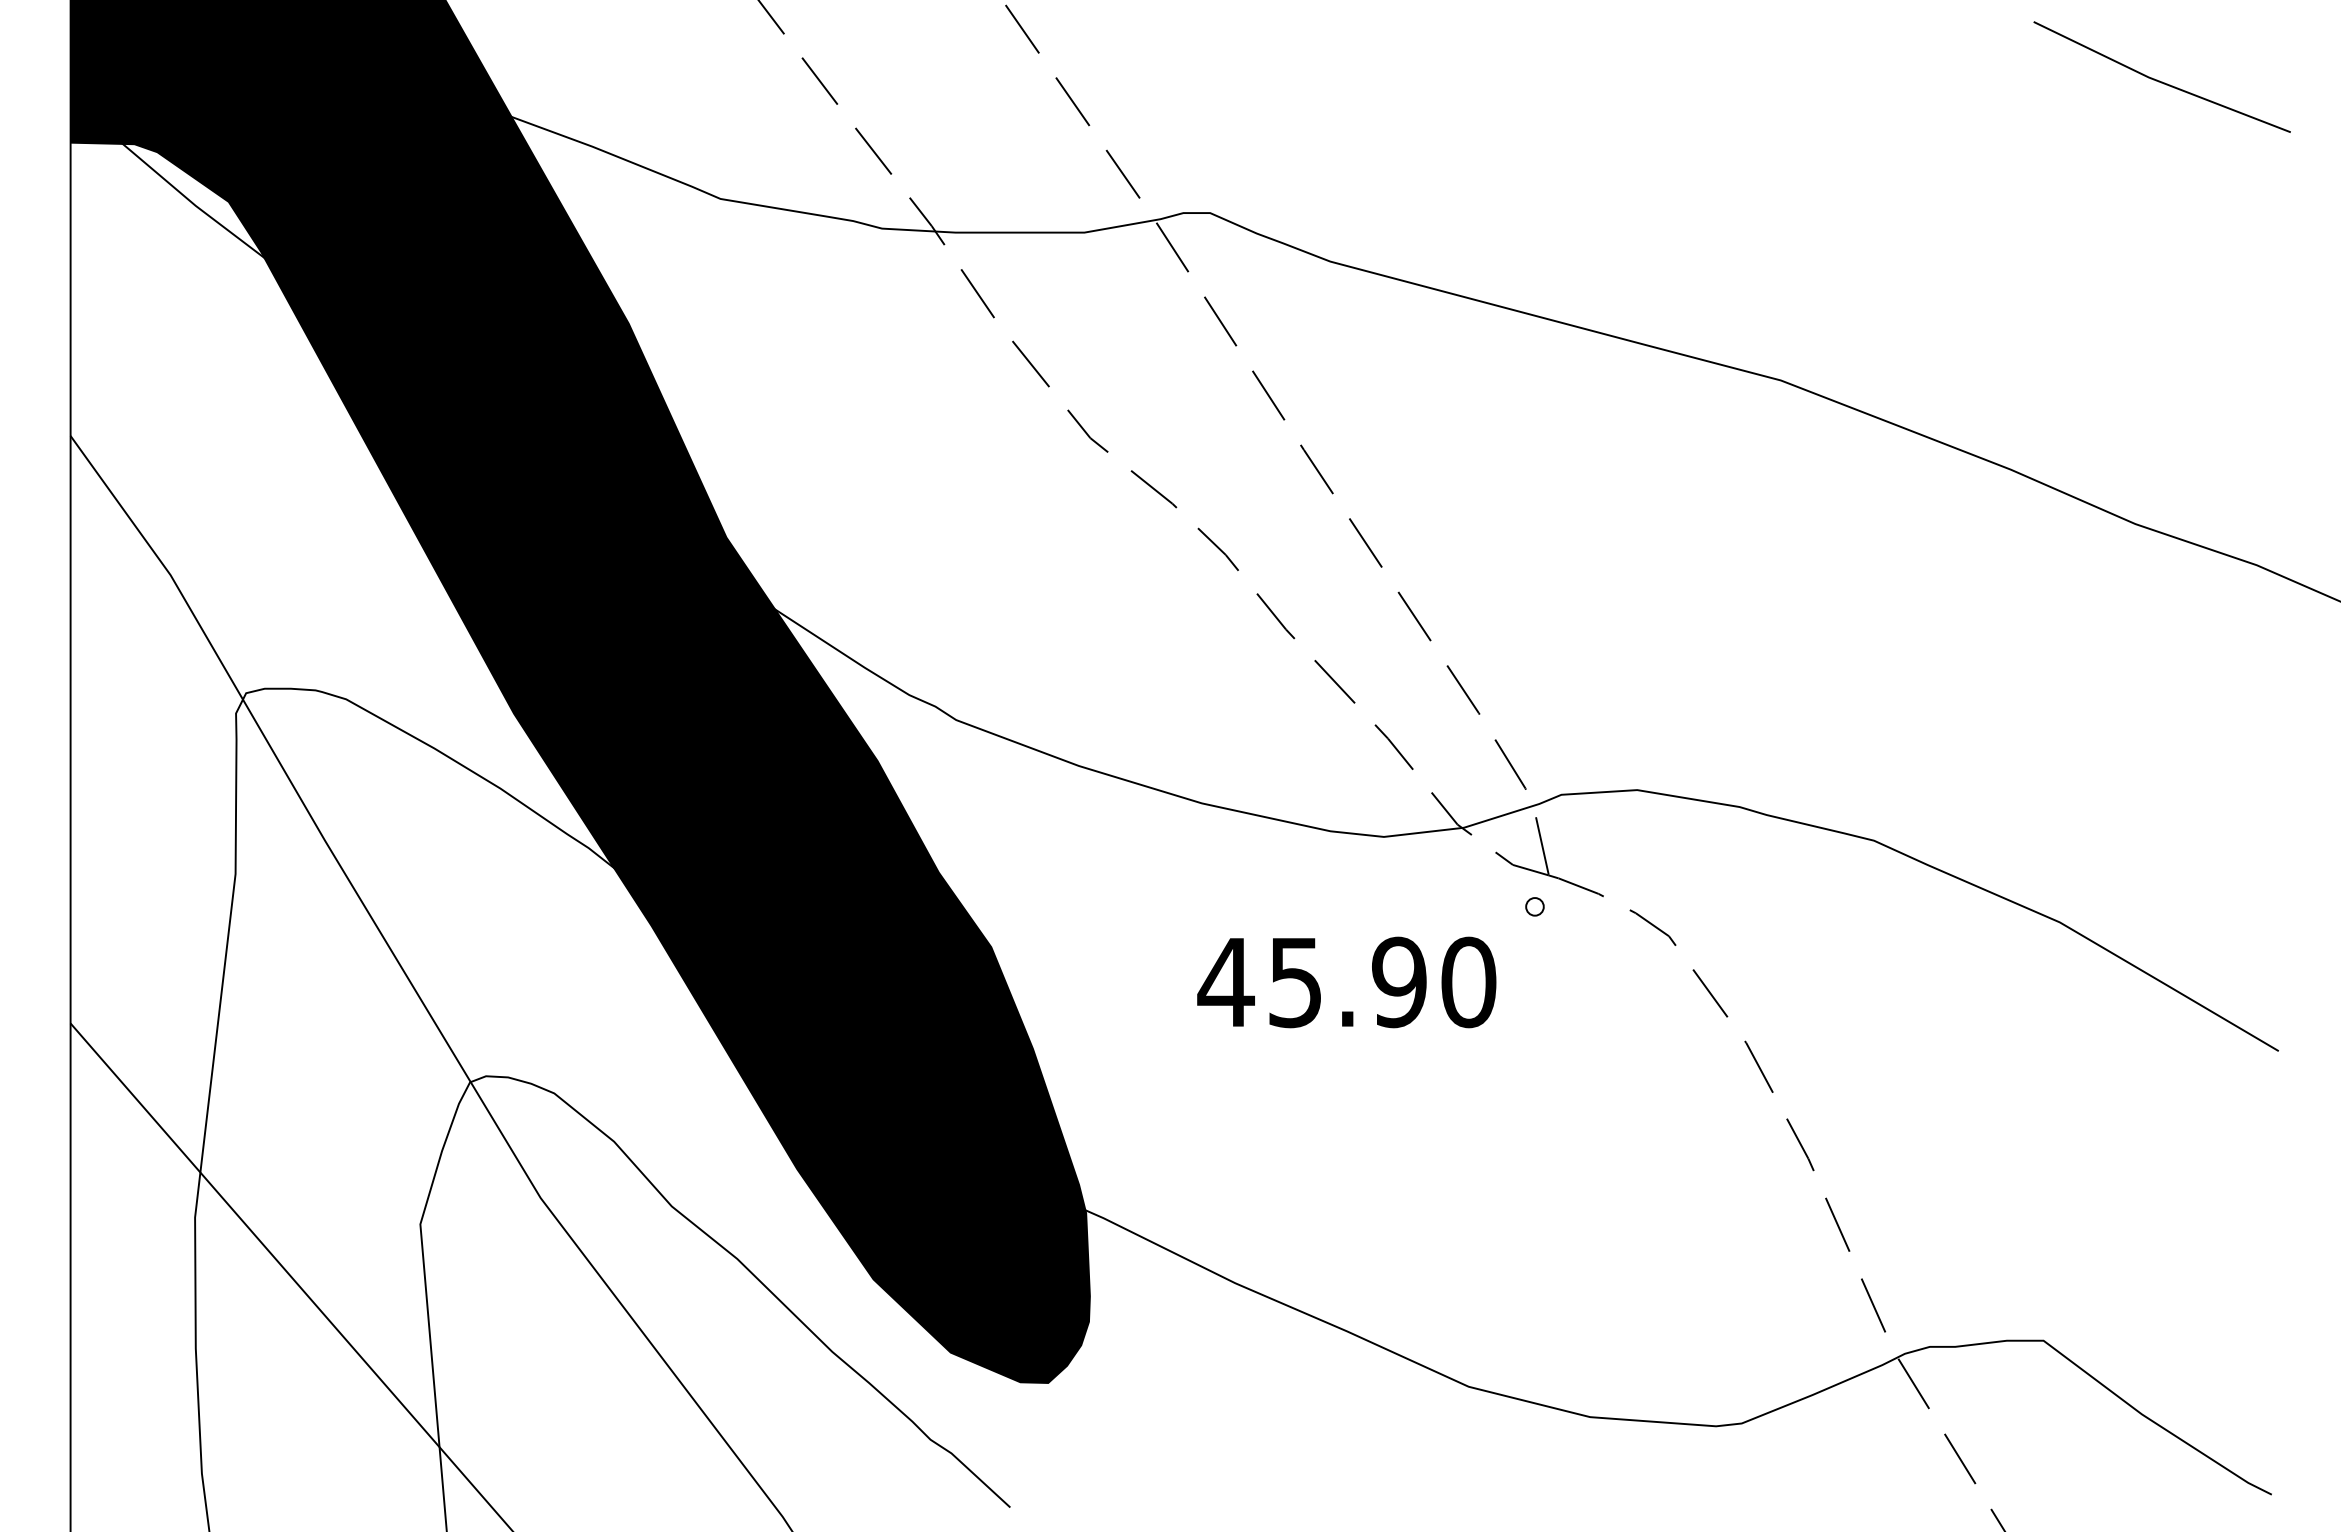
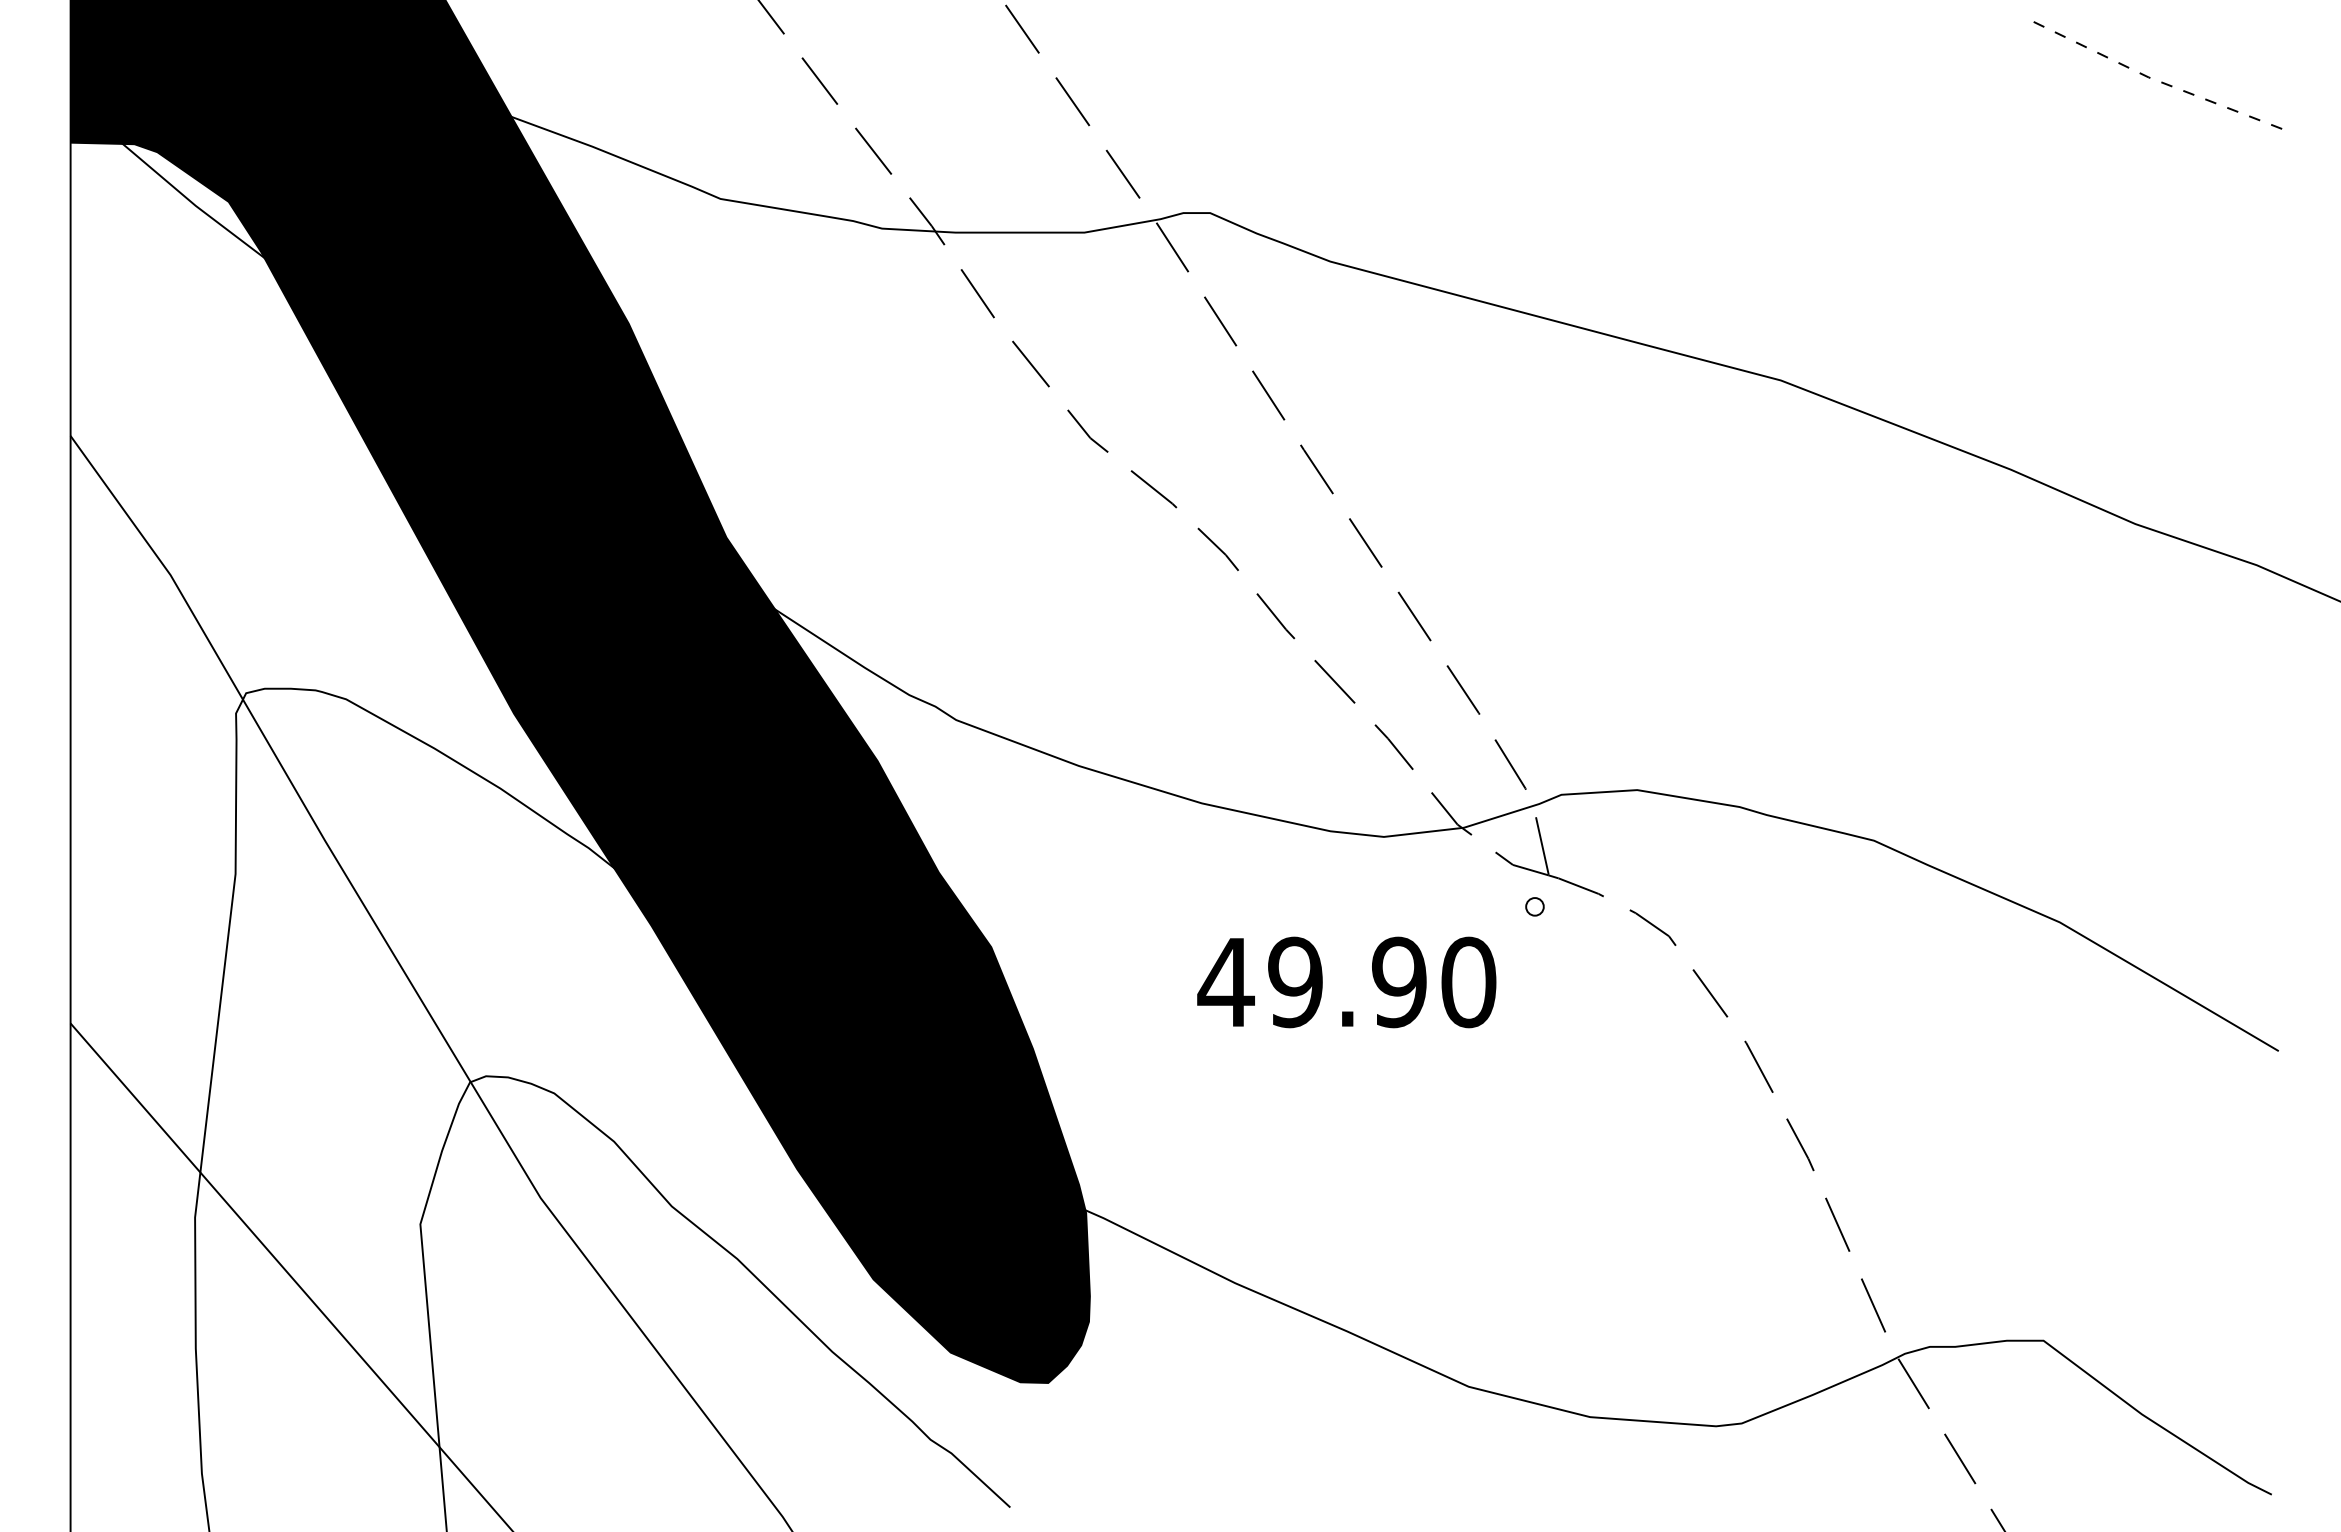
line: solid -> dashed (2159, 81)
text: 45.90 -> 49.90 (1295, 981)
